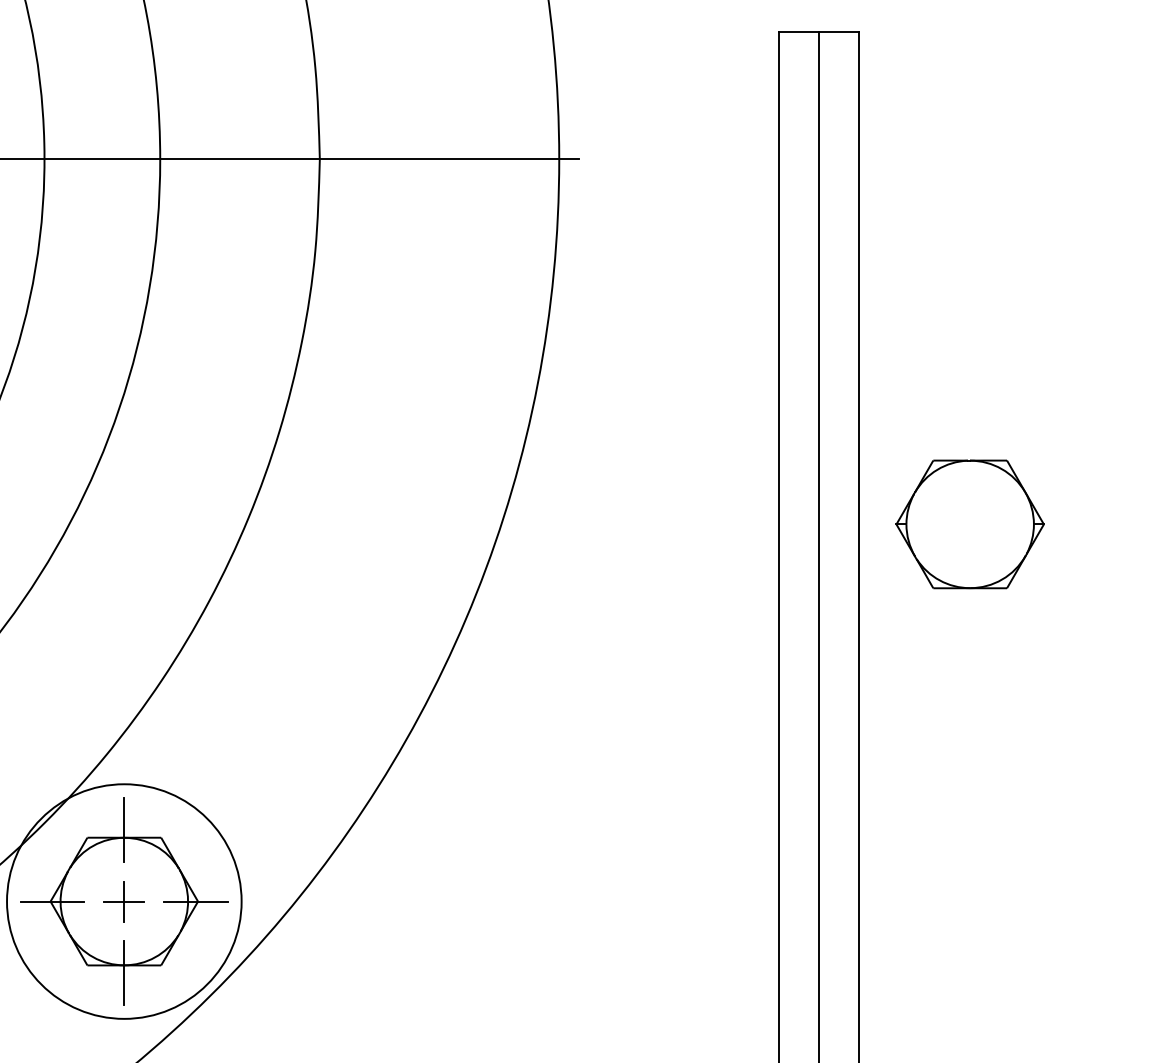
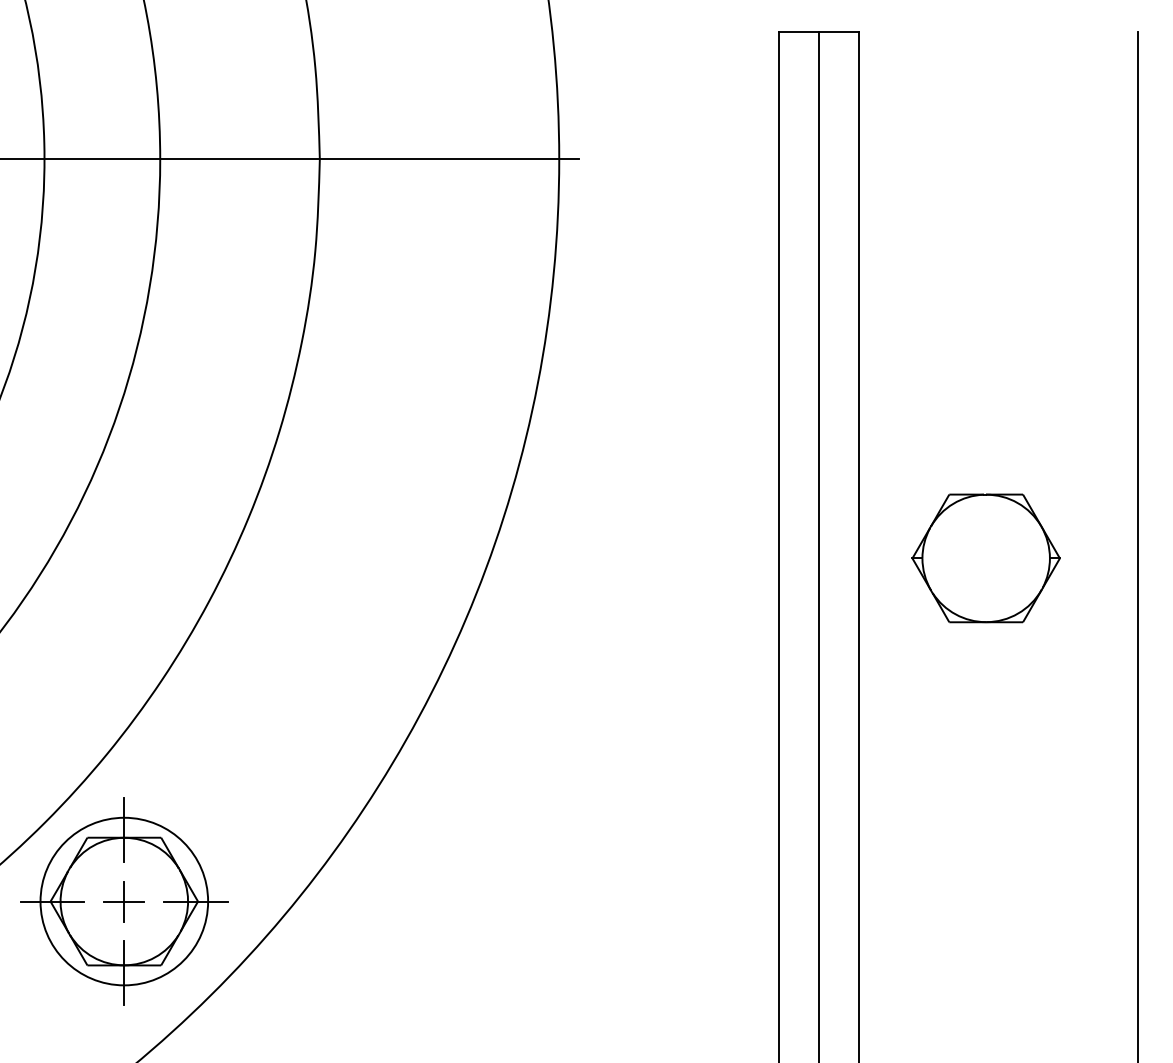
part position: (969, 524) -> (985, 558) (985, 558)
line: none -> present (1137, 545)
circle diameter: 235 px -> 168 px (124, 901)
